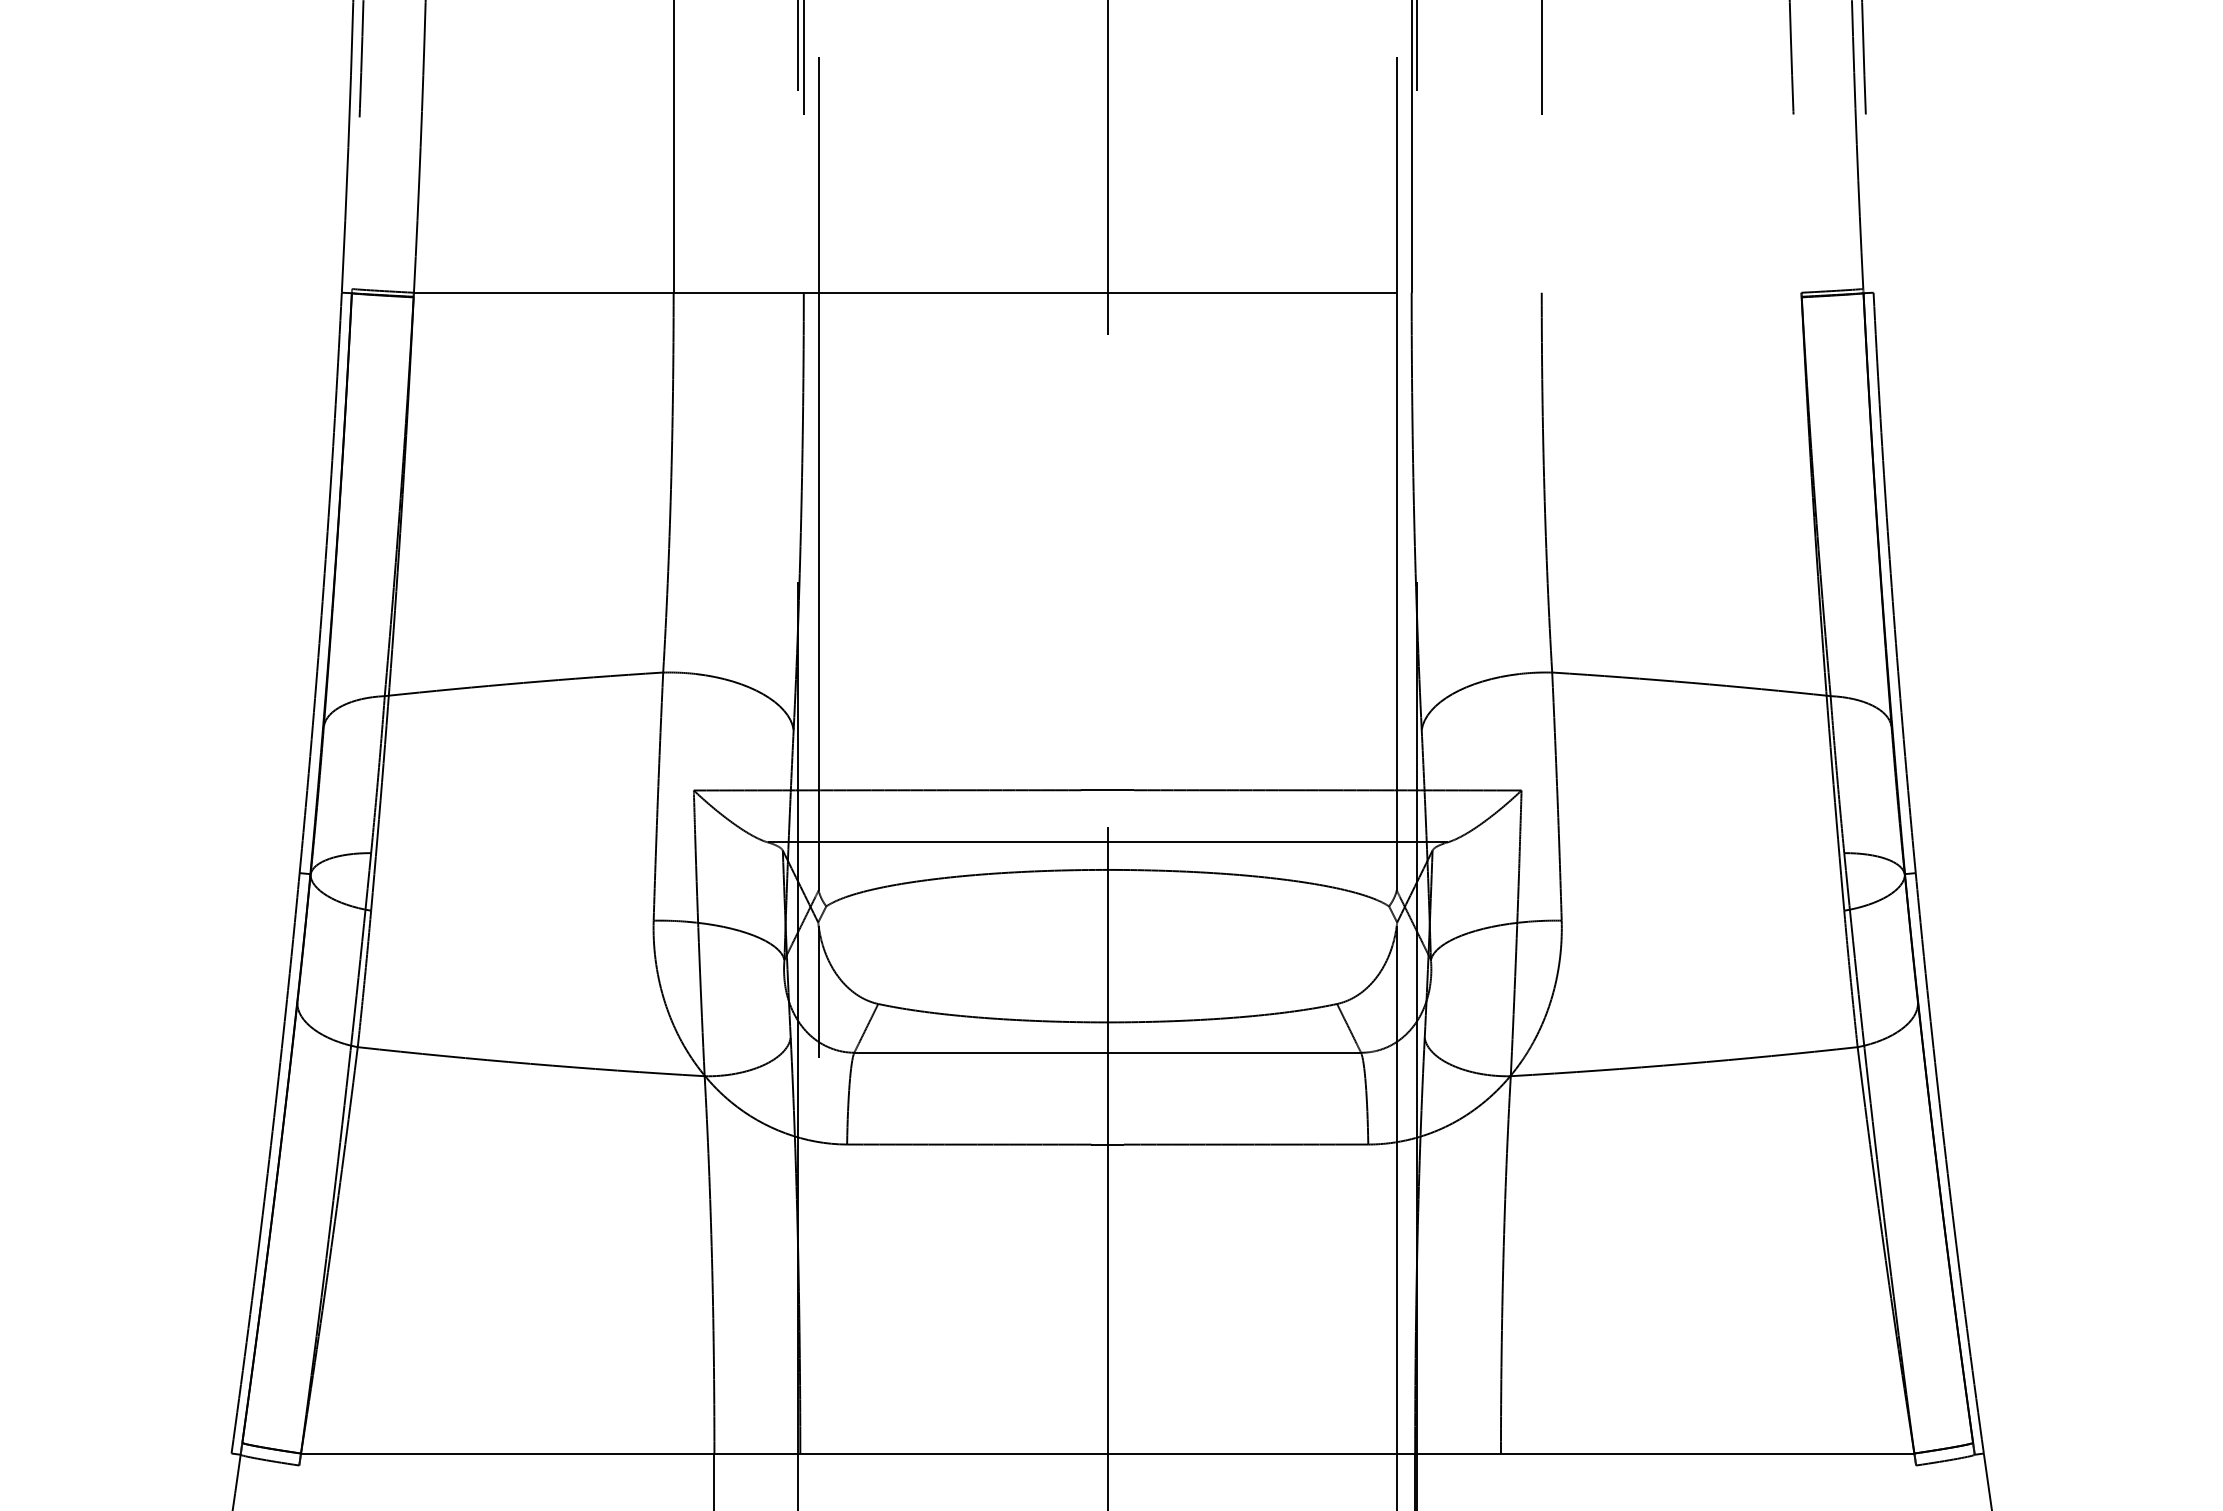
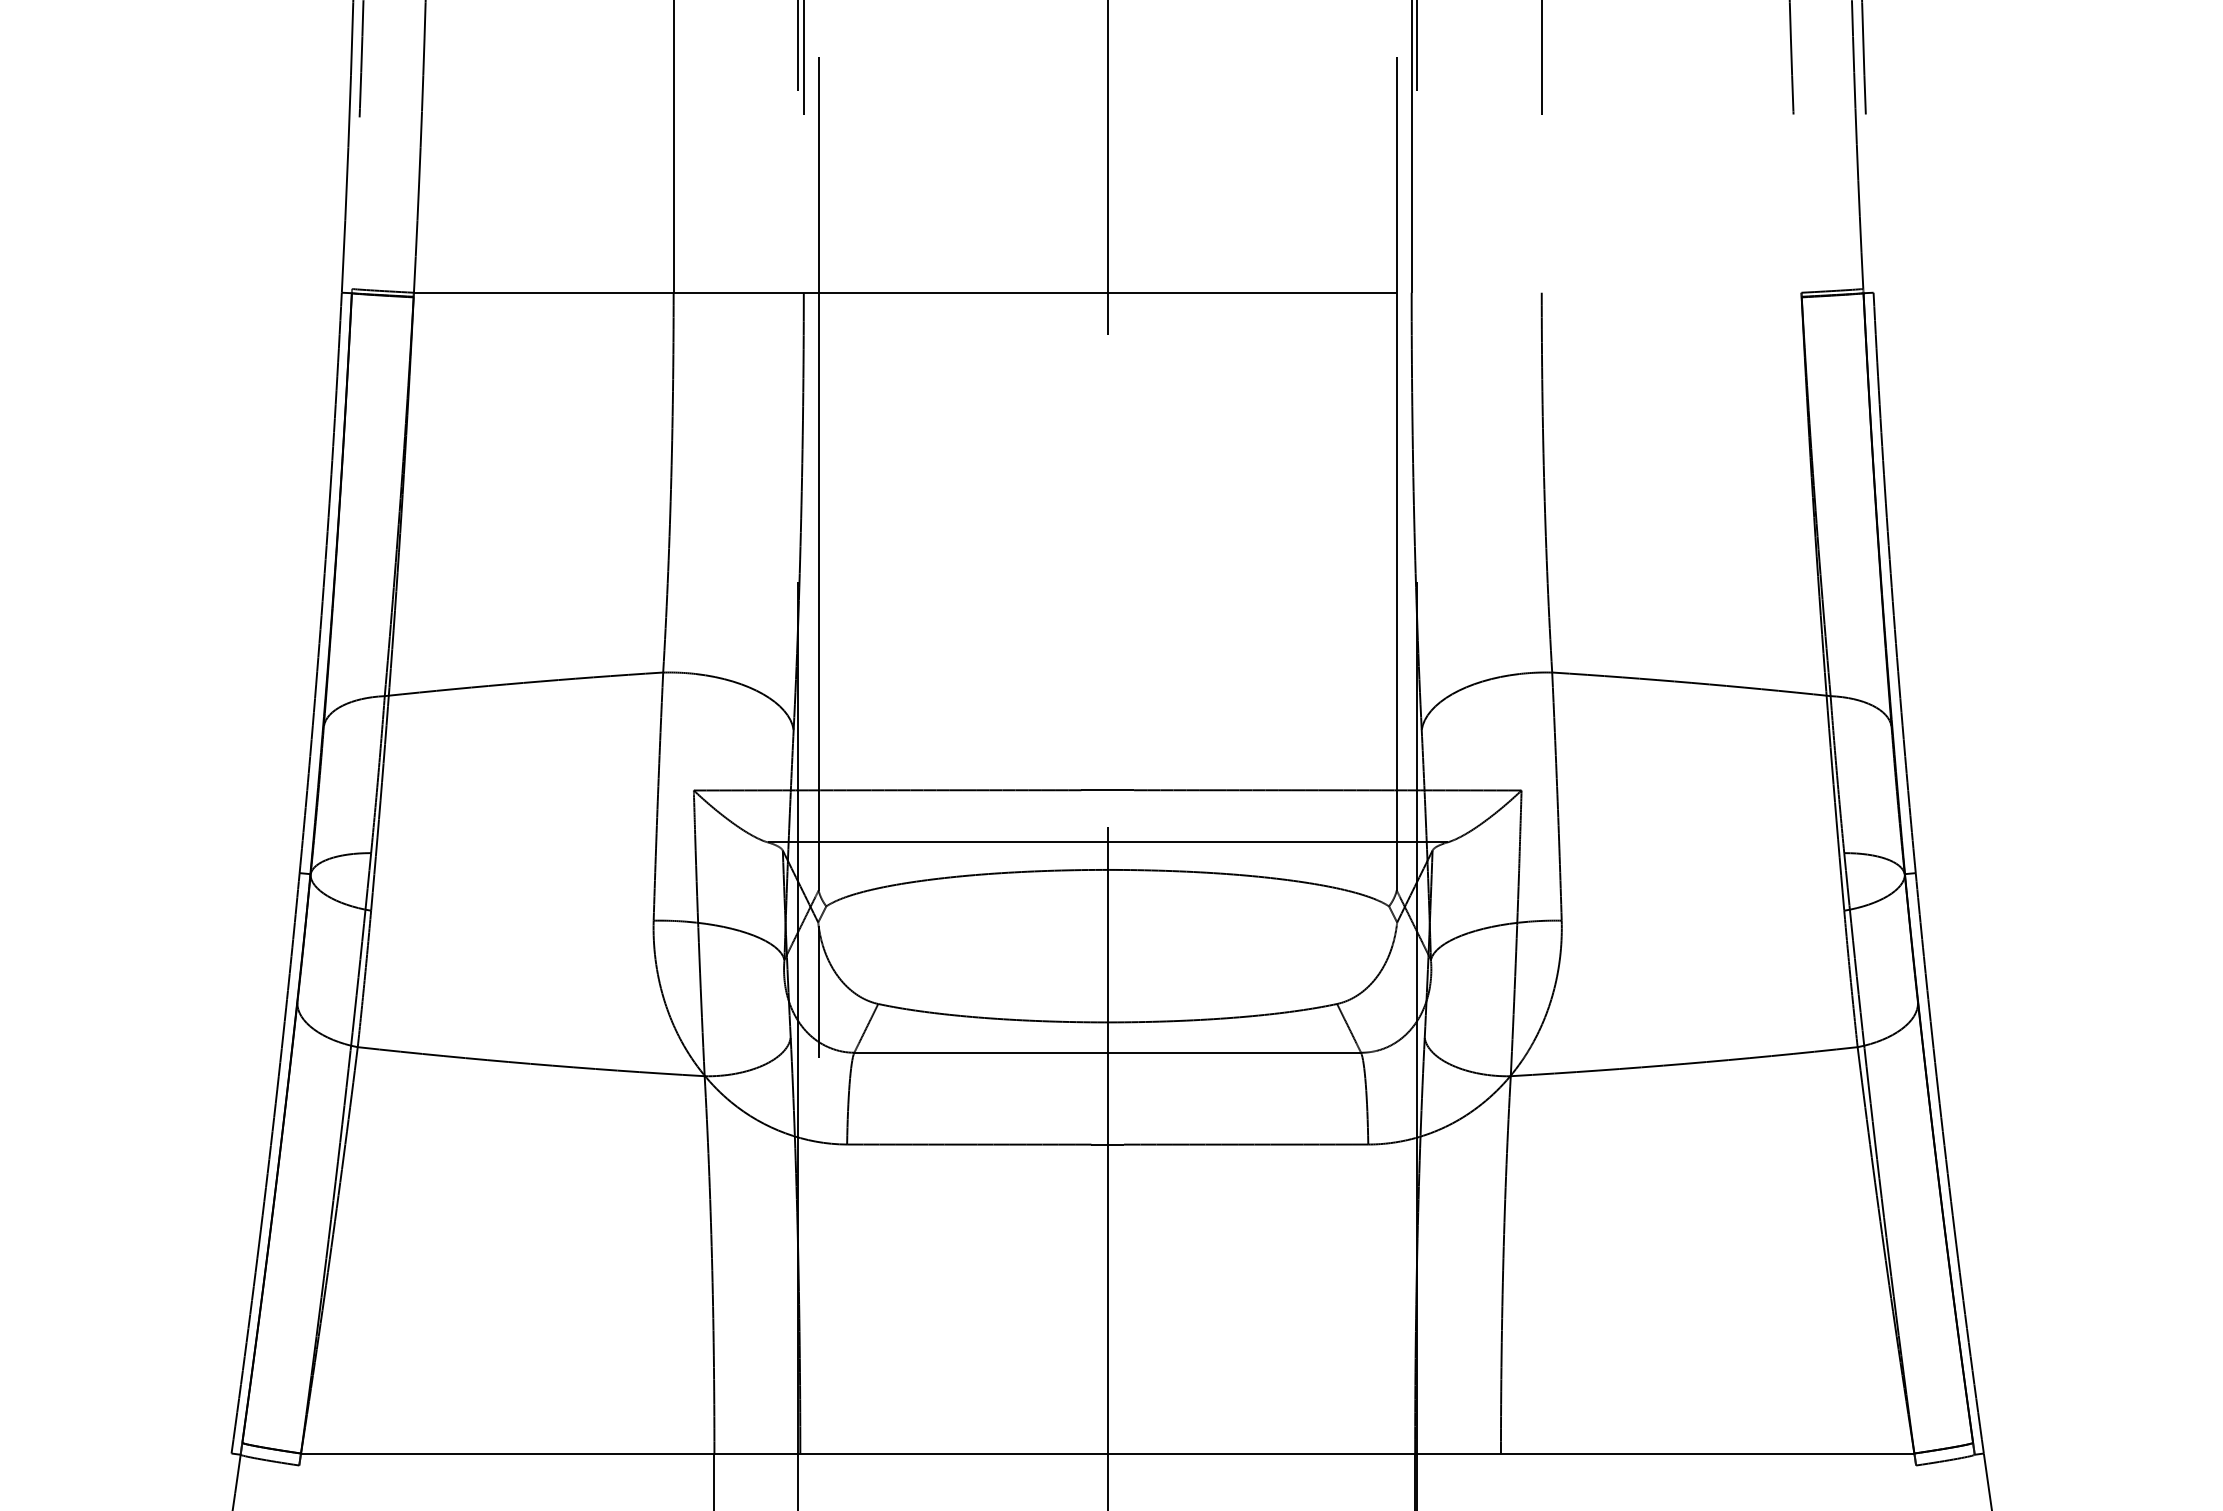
line: present -> none (1396, 1216)
